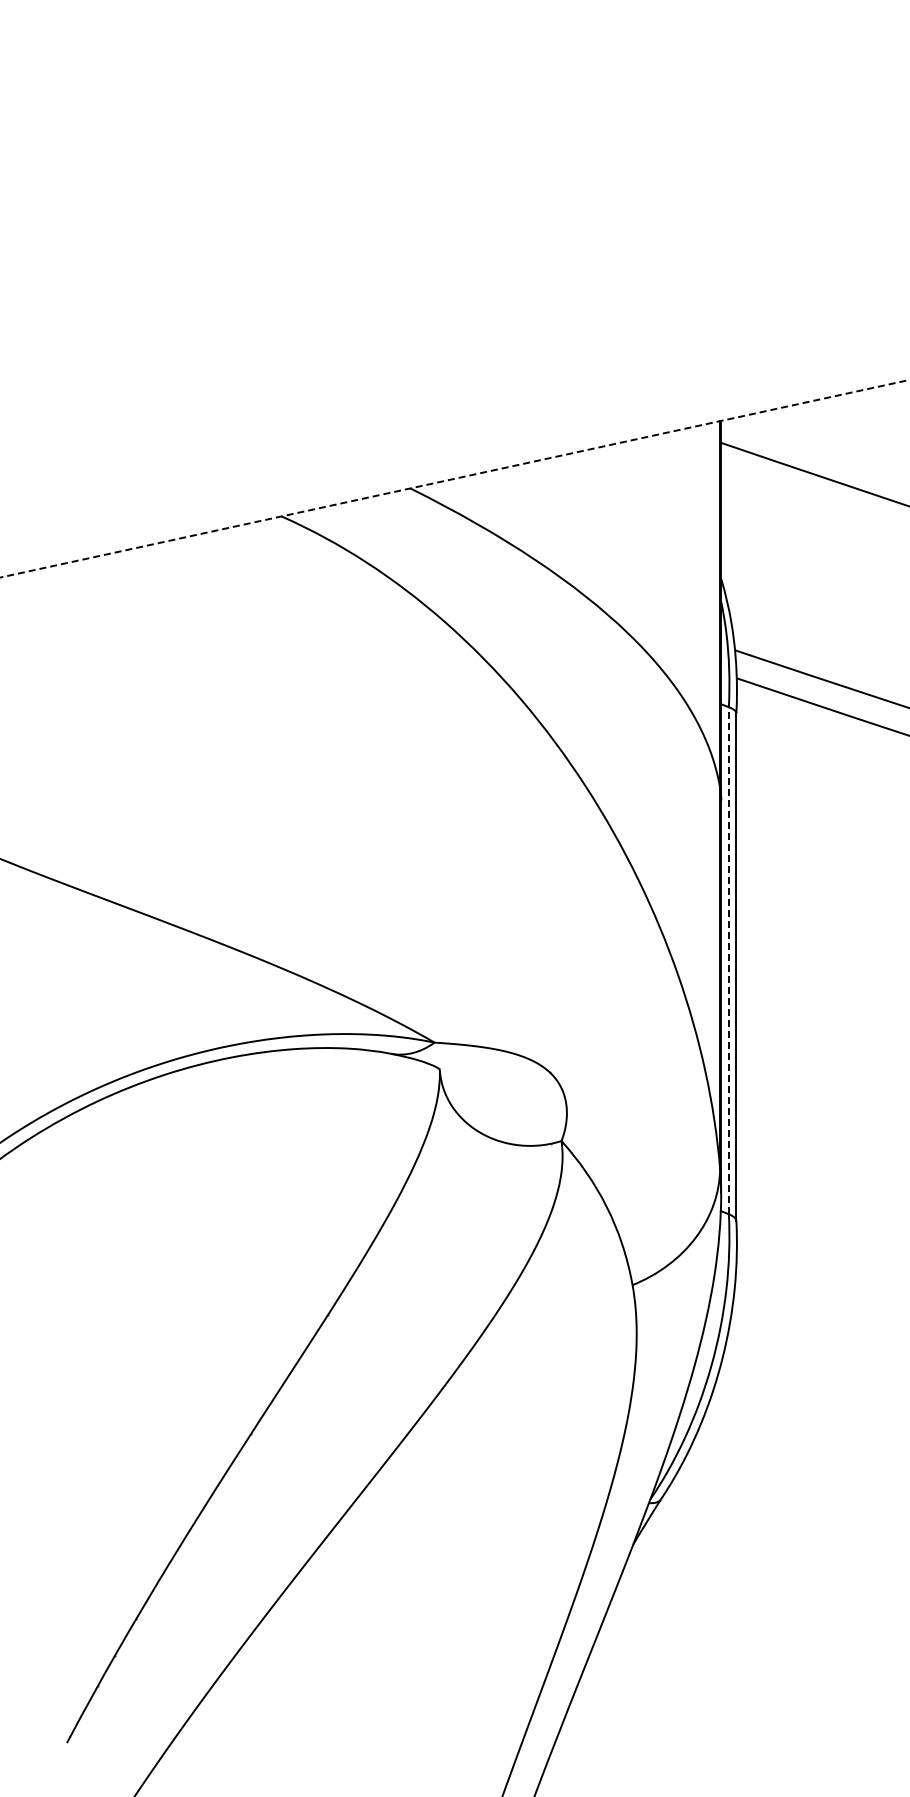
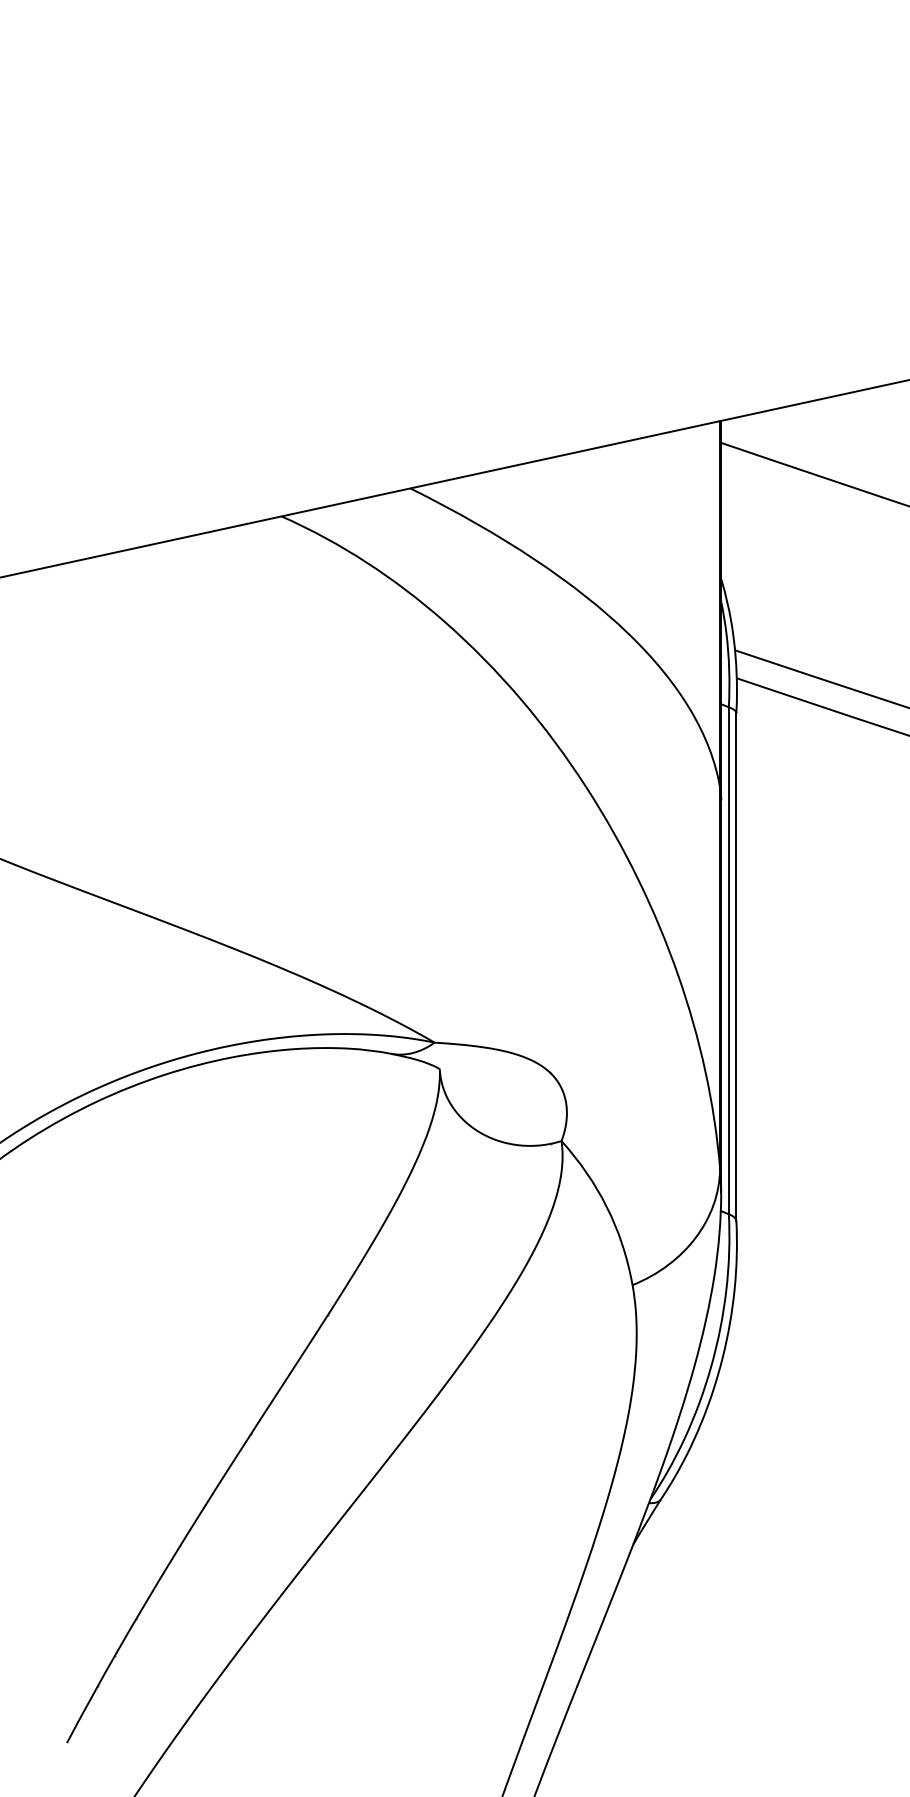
line: dashed -> solid (454, 478)
line: dashed -> solid (728, 960)
